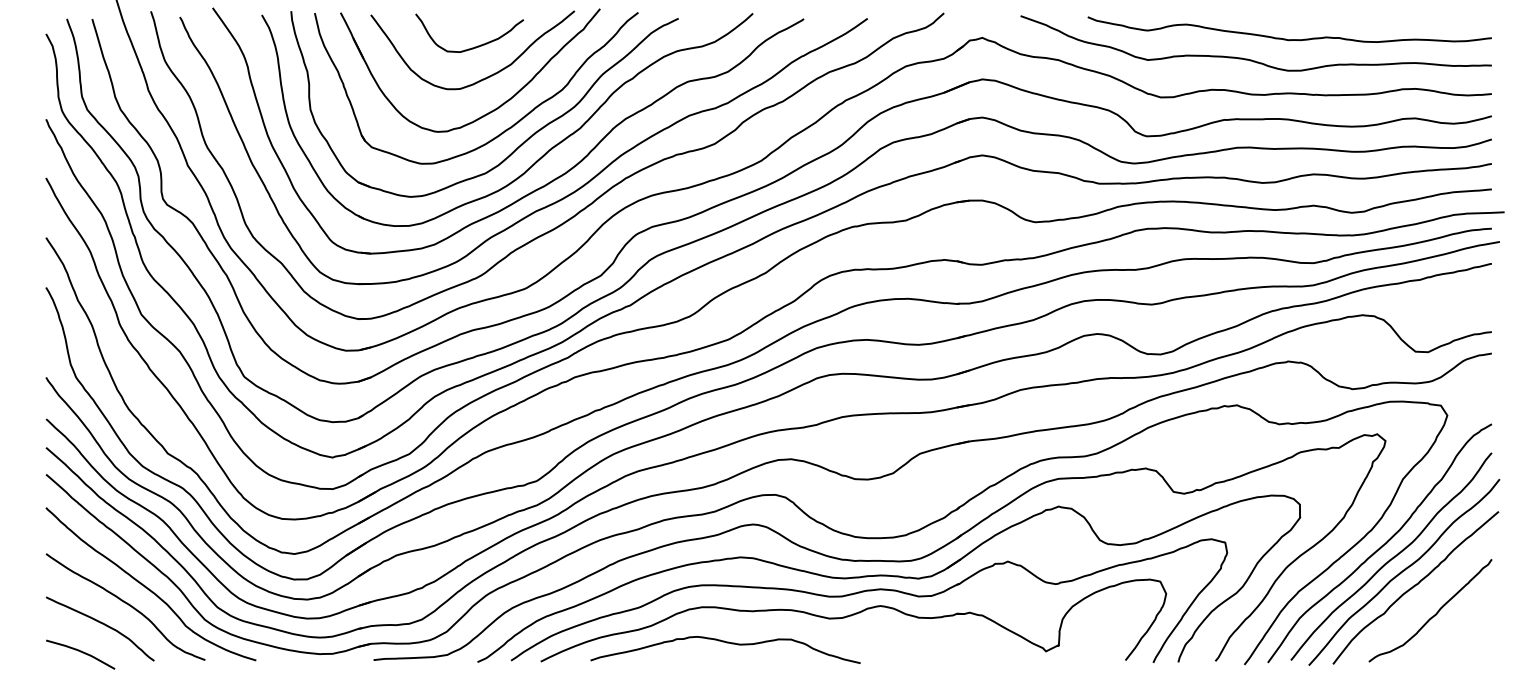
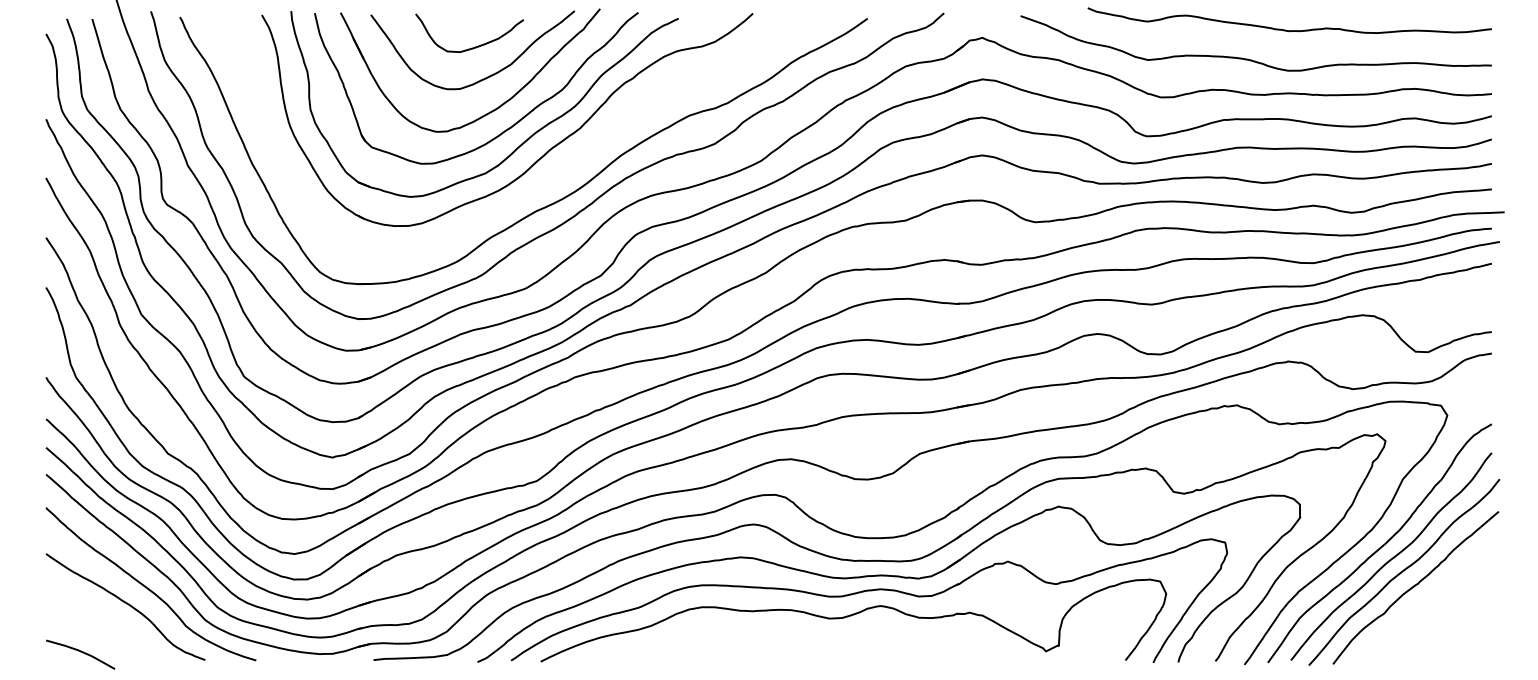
curve position: (1286, 38) -> (1286, 29) (1286, 29)
part: present -> none (537, 188)
curve: present -> none (1434, 614)
curve: present -> none (102, 624)
curve: present -> none (726, 643)
